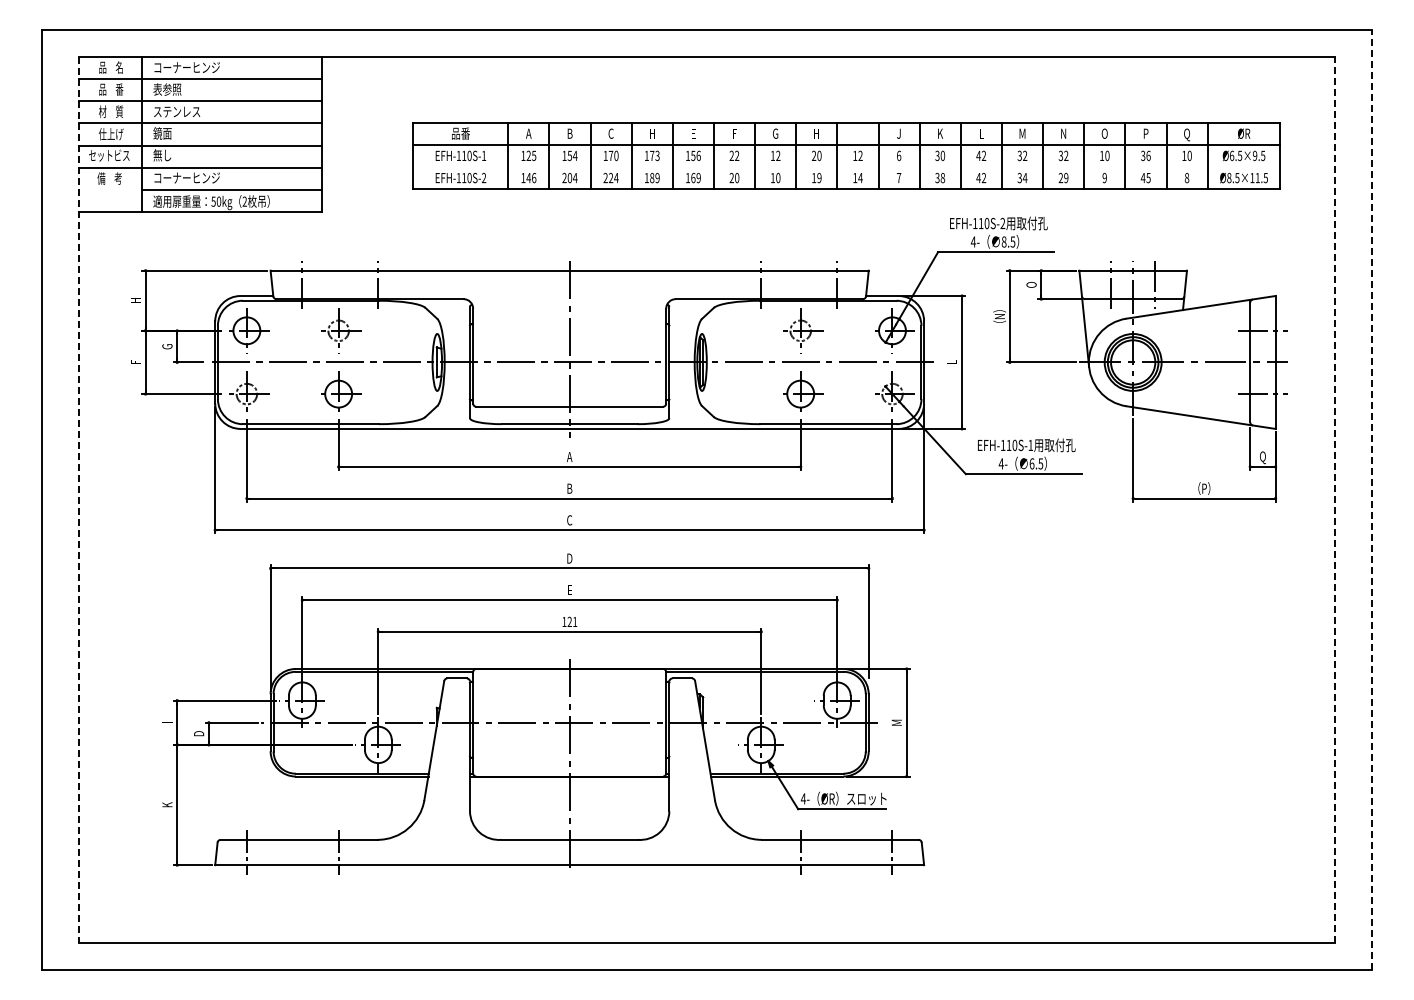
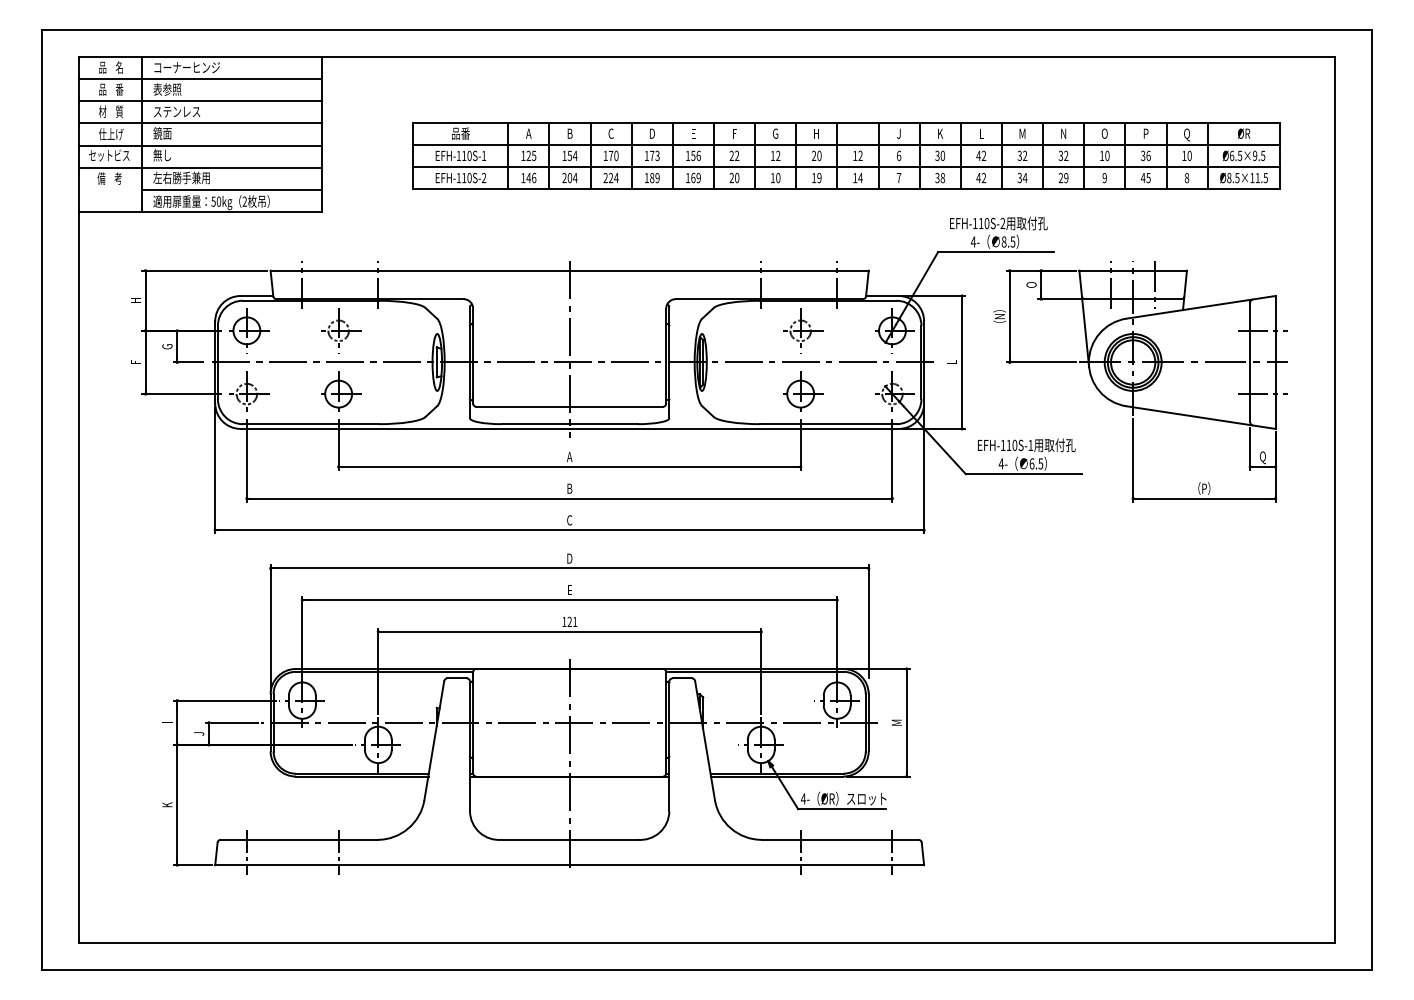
text: H -> D (651, 133)
line: none -> present (846, 167)
text: コーナーヒンジ -> 左右勝手兼用 (186, 177)
line: dashed -> solid (1335, 499)
line: dashed -> solid (1371, 499)
line: dashed -> solid (78, 500)
text: D -> J (199, 733)
